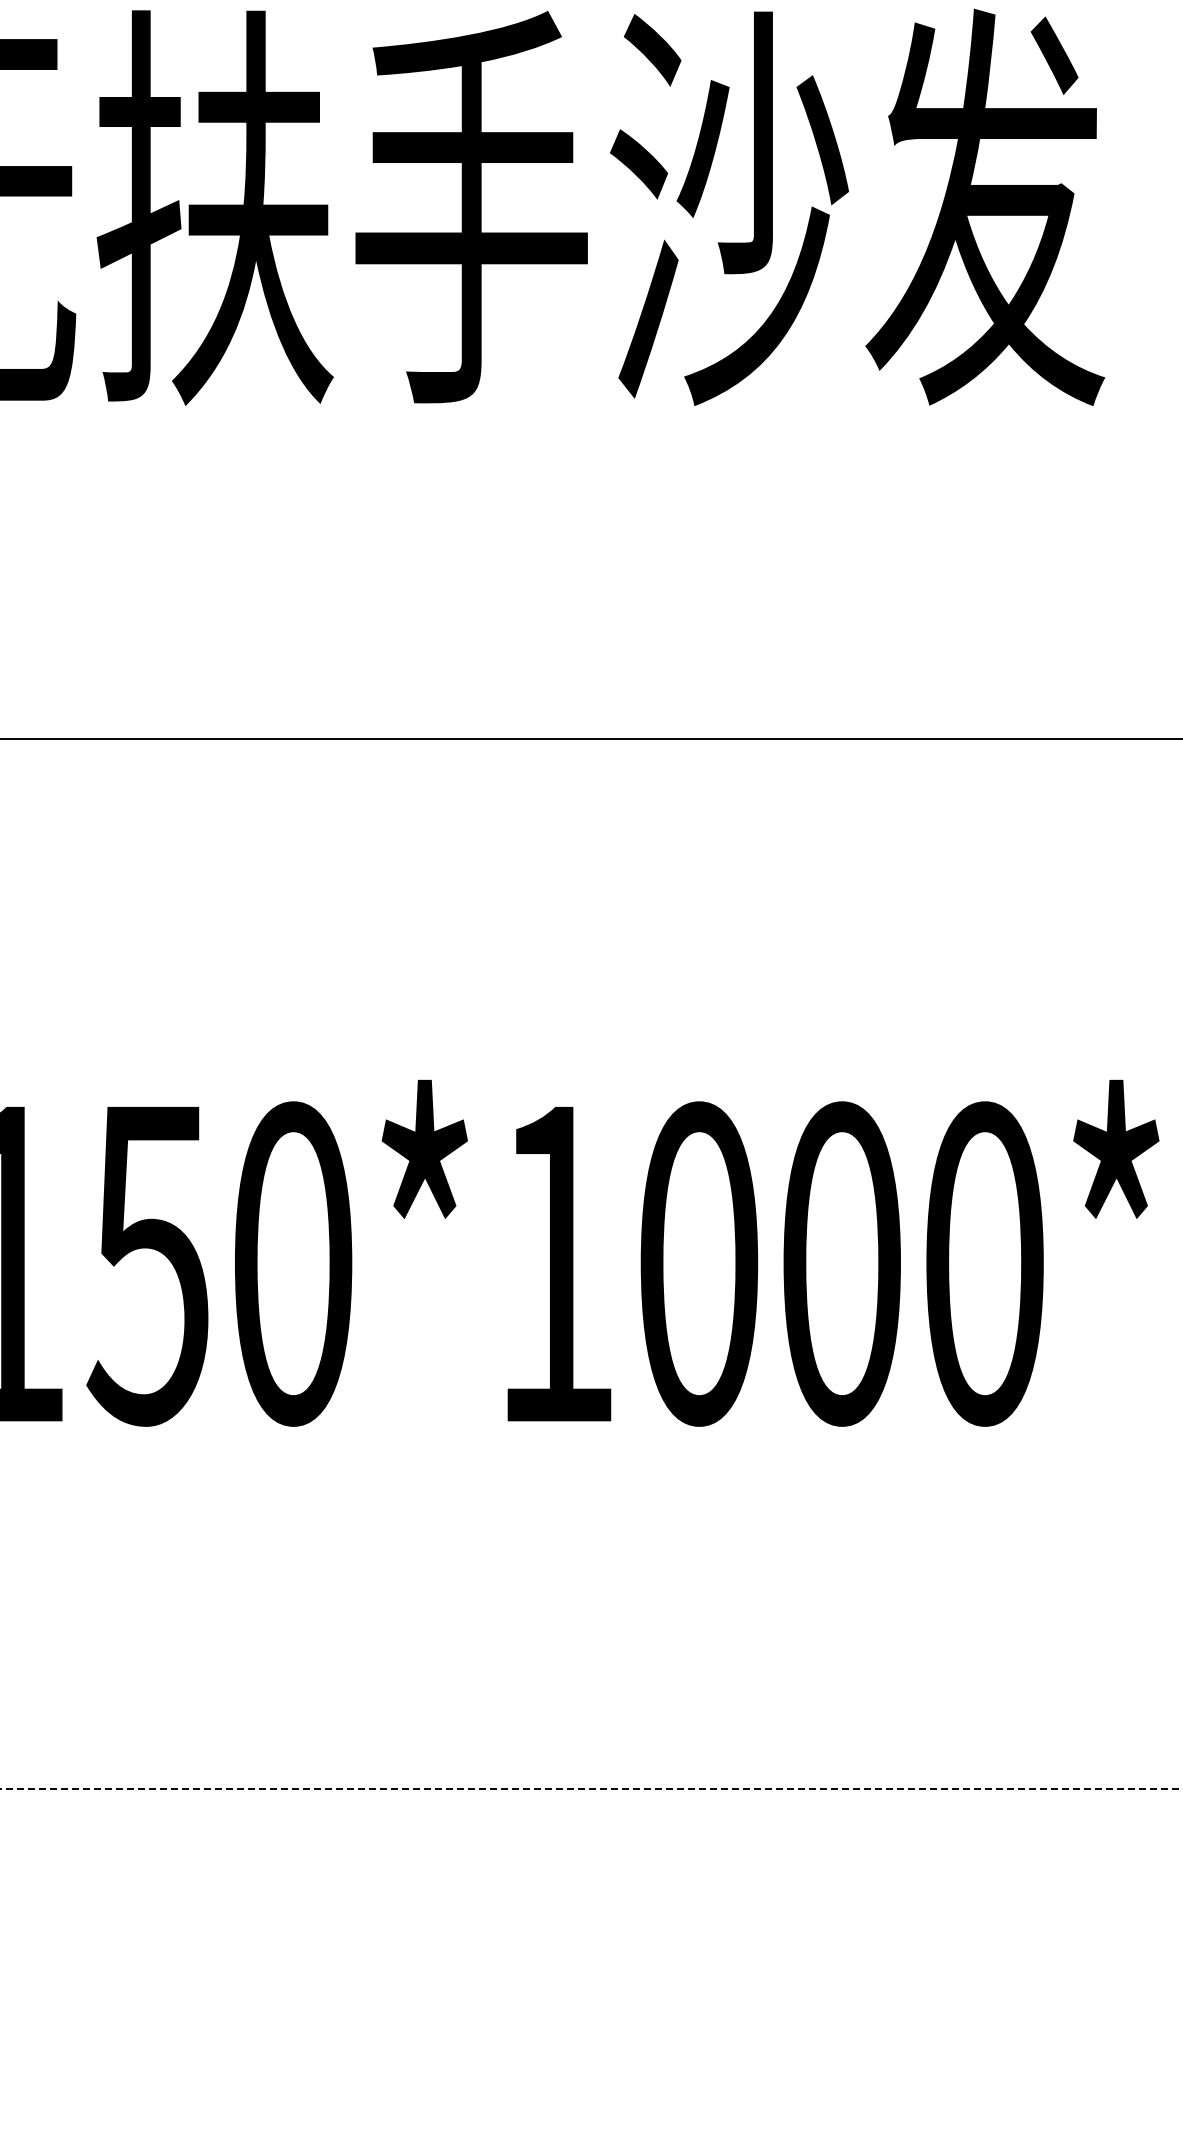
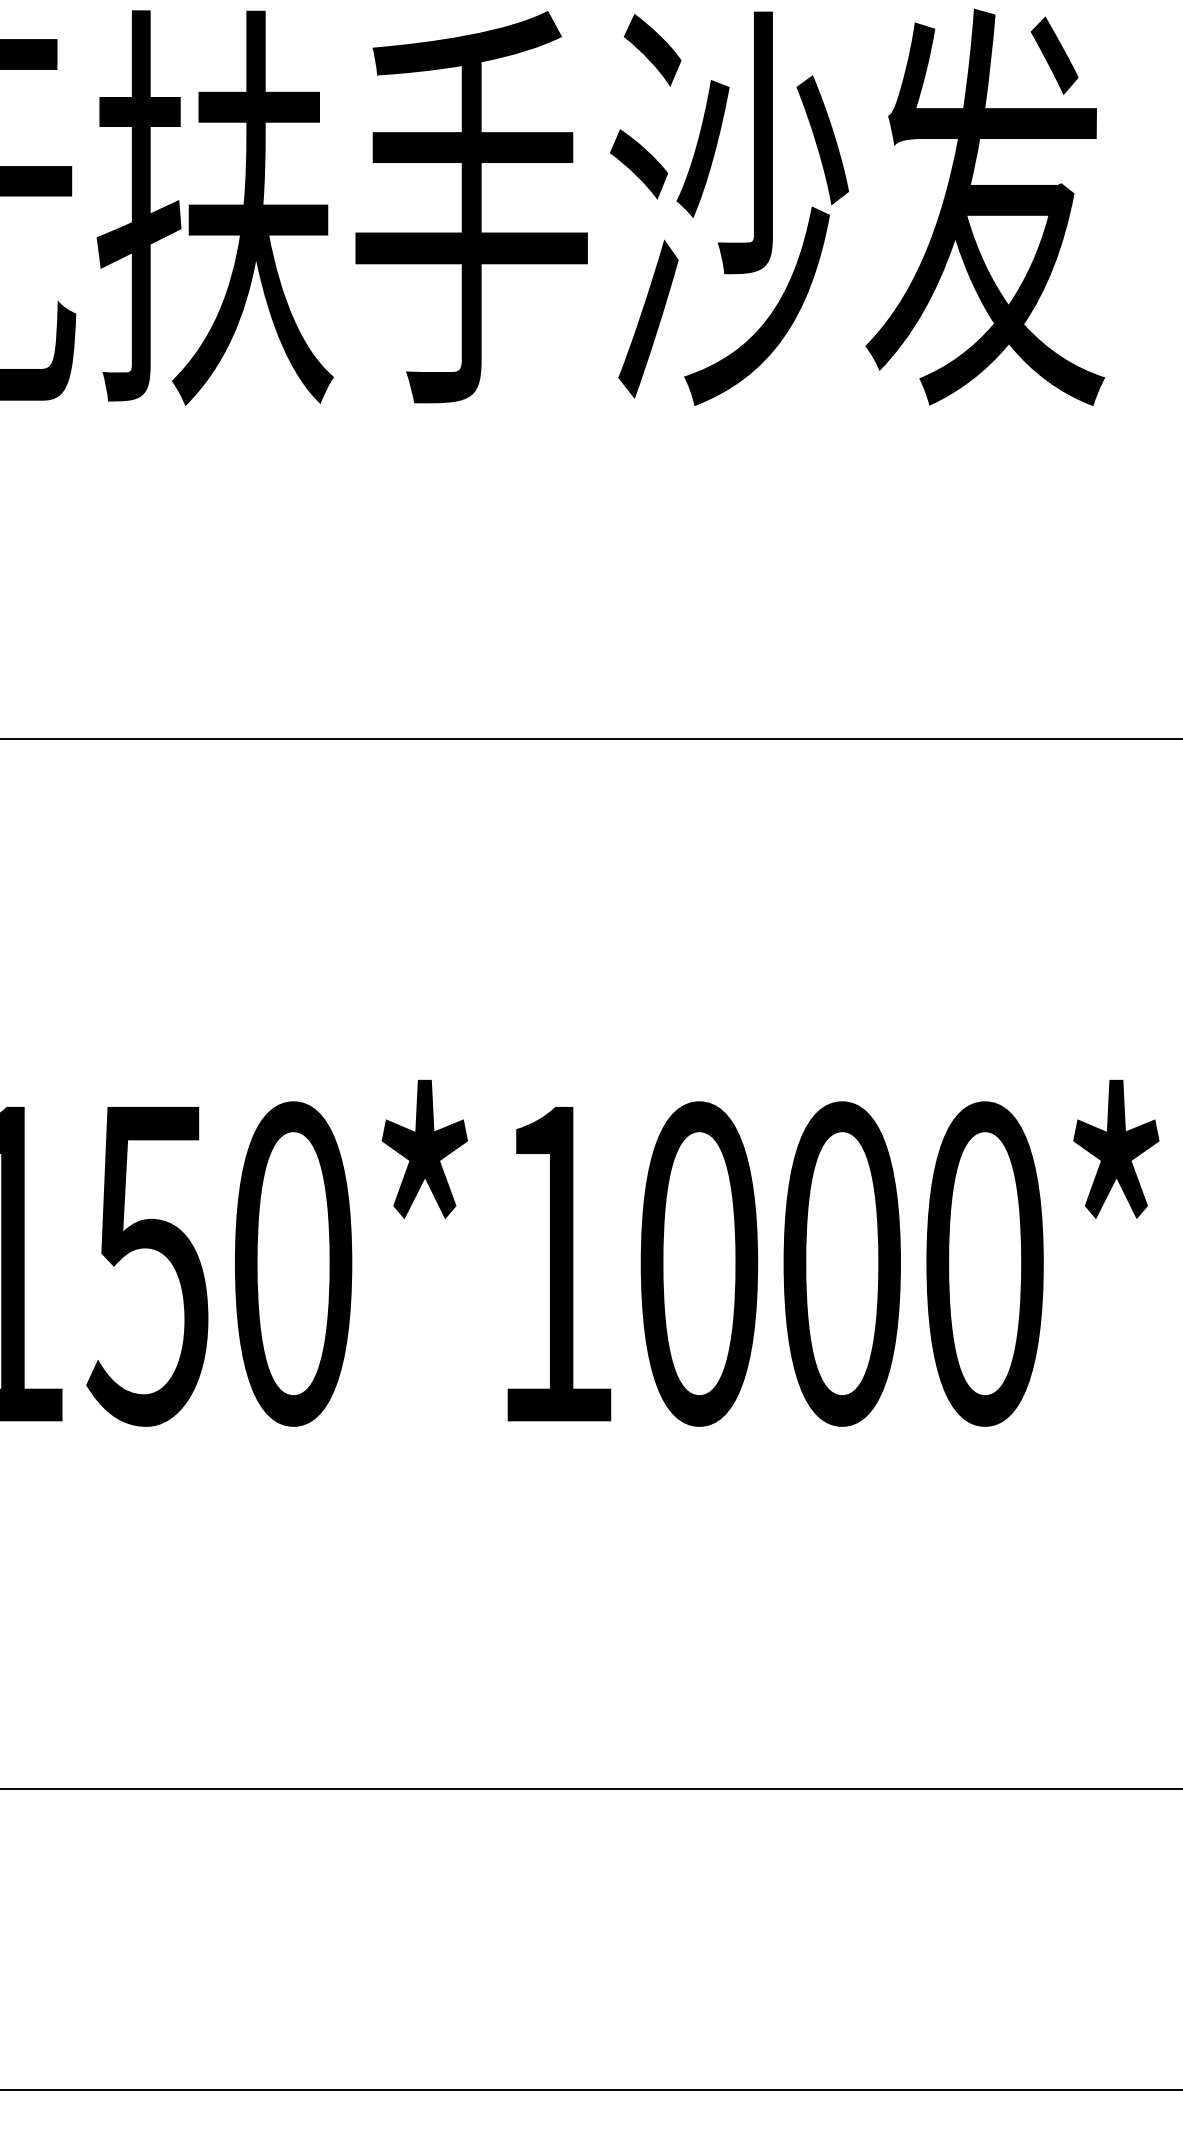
line: dashed -> solid (591, 1789)
line: none -> present (590, 2089)
